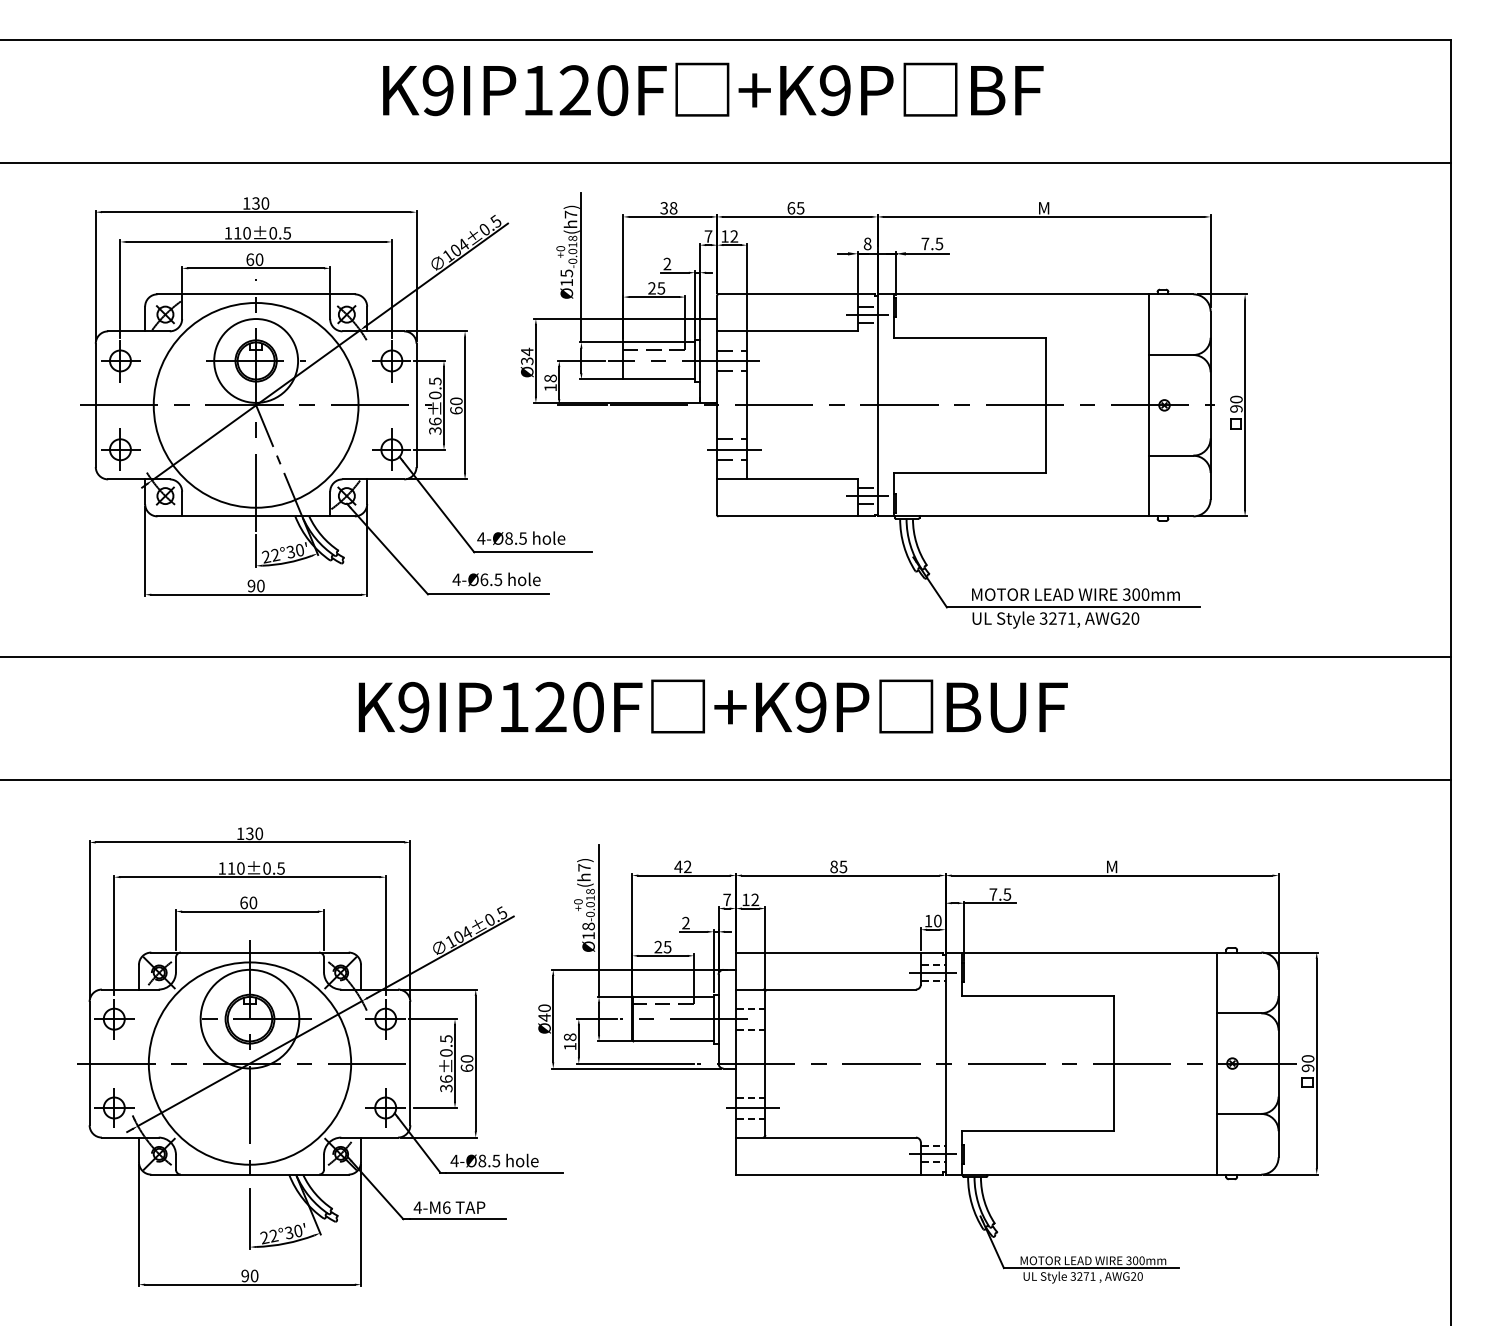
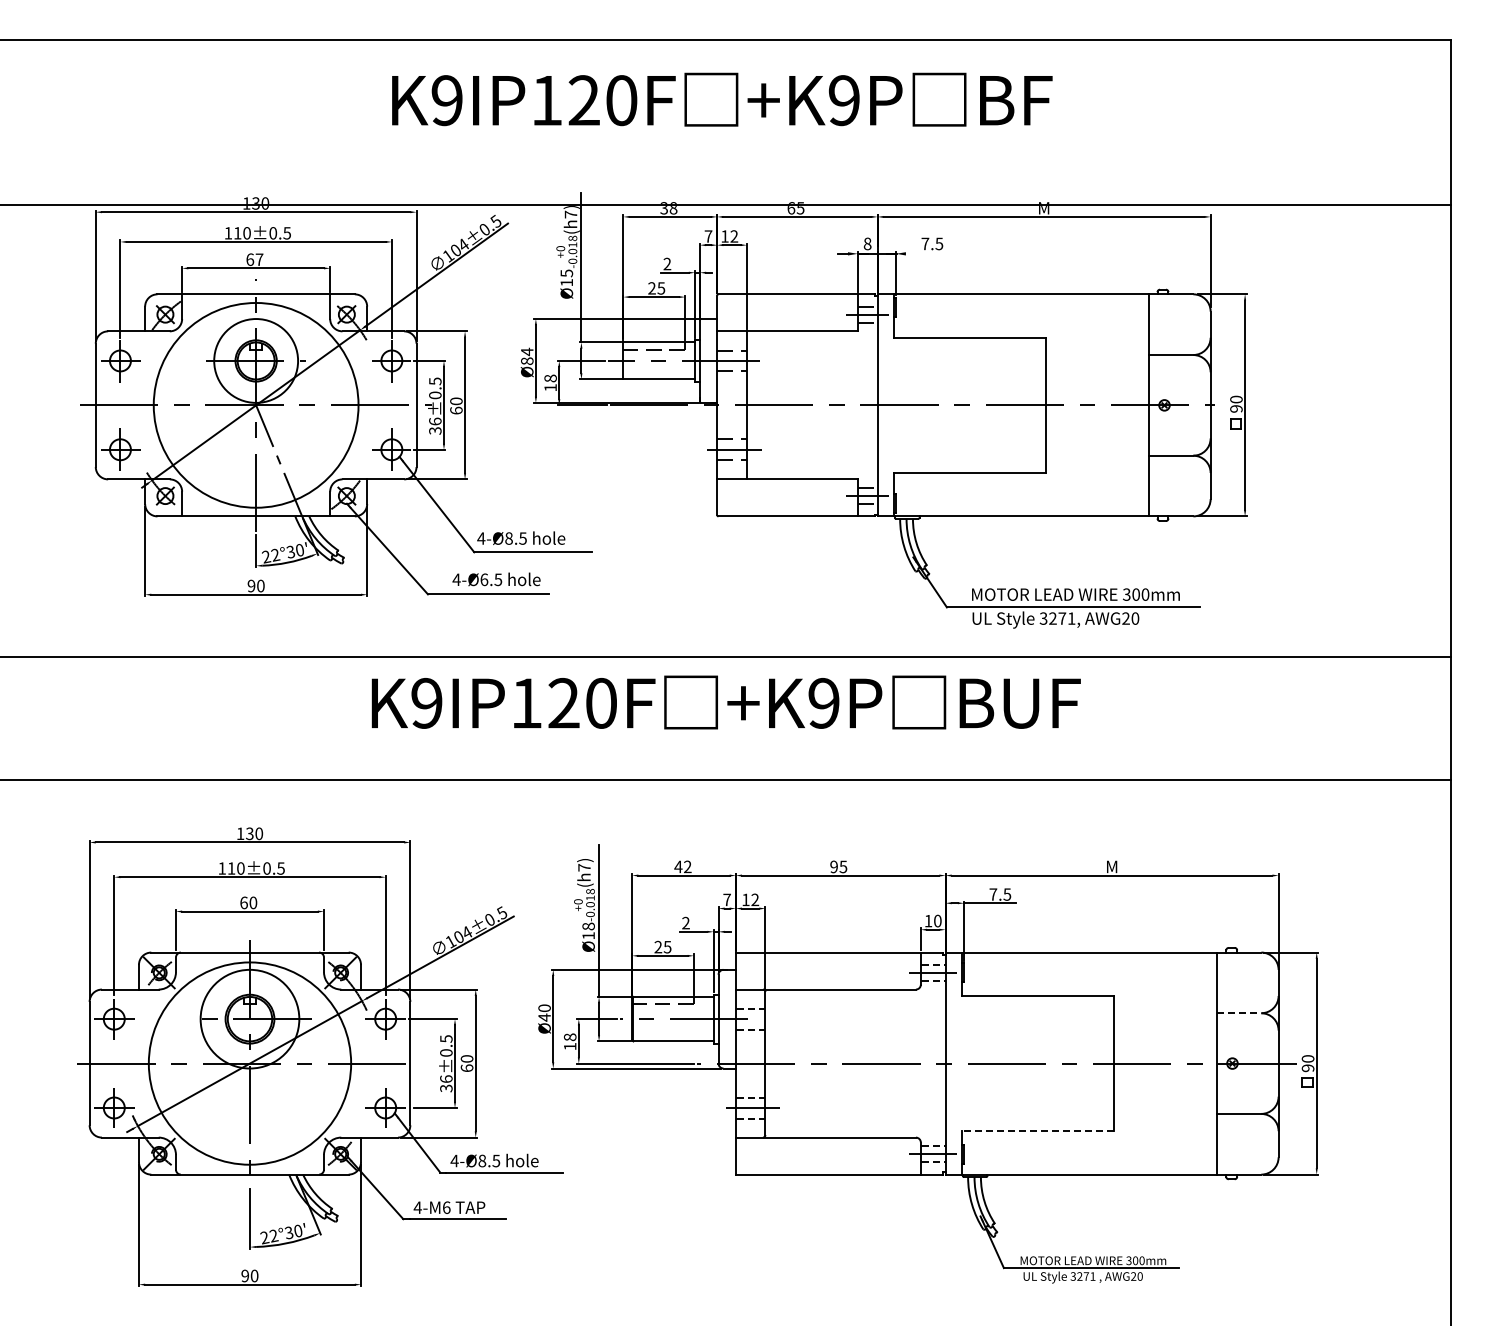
text position: (713, 89) -> (722, 99) (722, 99)
line position: (726, 163) -> (726, 205) (726, 205)
line: present -> none (927, 253)
text: 60 -> 67 (259, 259)
text: 34 -> 84 (527, 361)
text position: (712, 706) -> (725, 702) (725, 702)
text: 85 -> 95 (833, 866)
line: solid -> dashed (1239, 1013)
line: solid -> dashed (1037, 1131)
